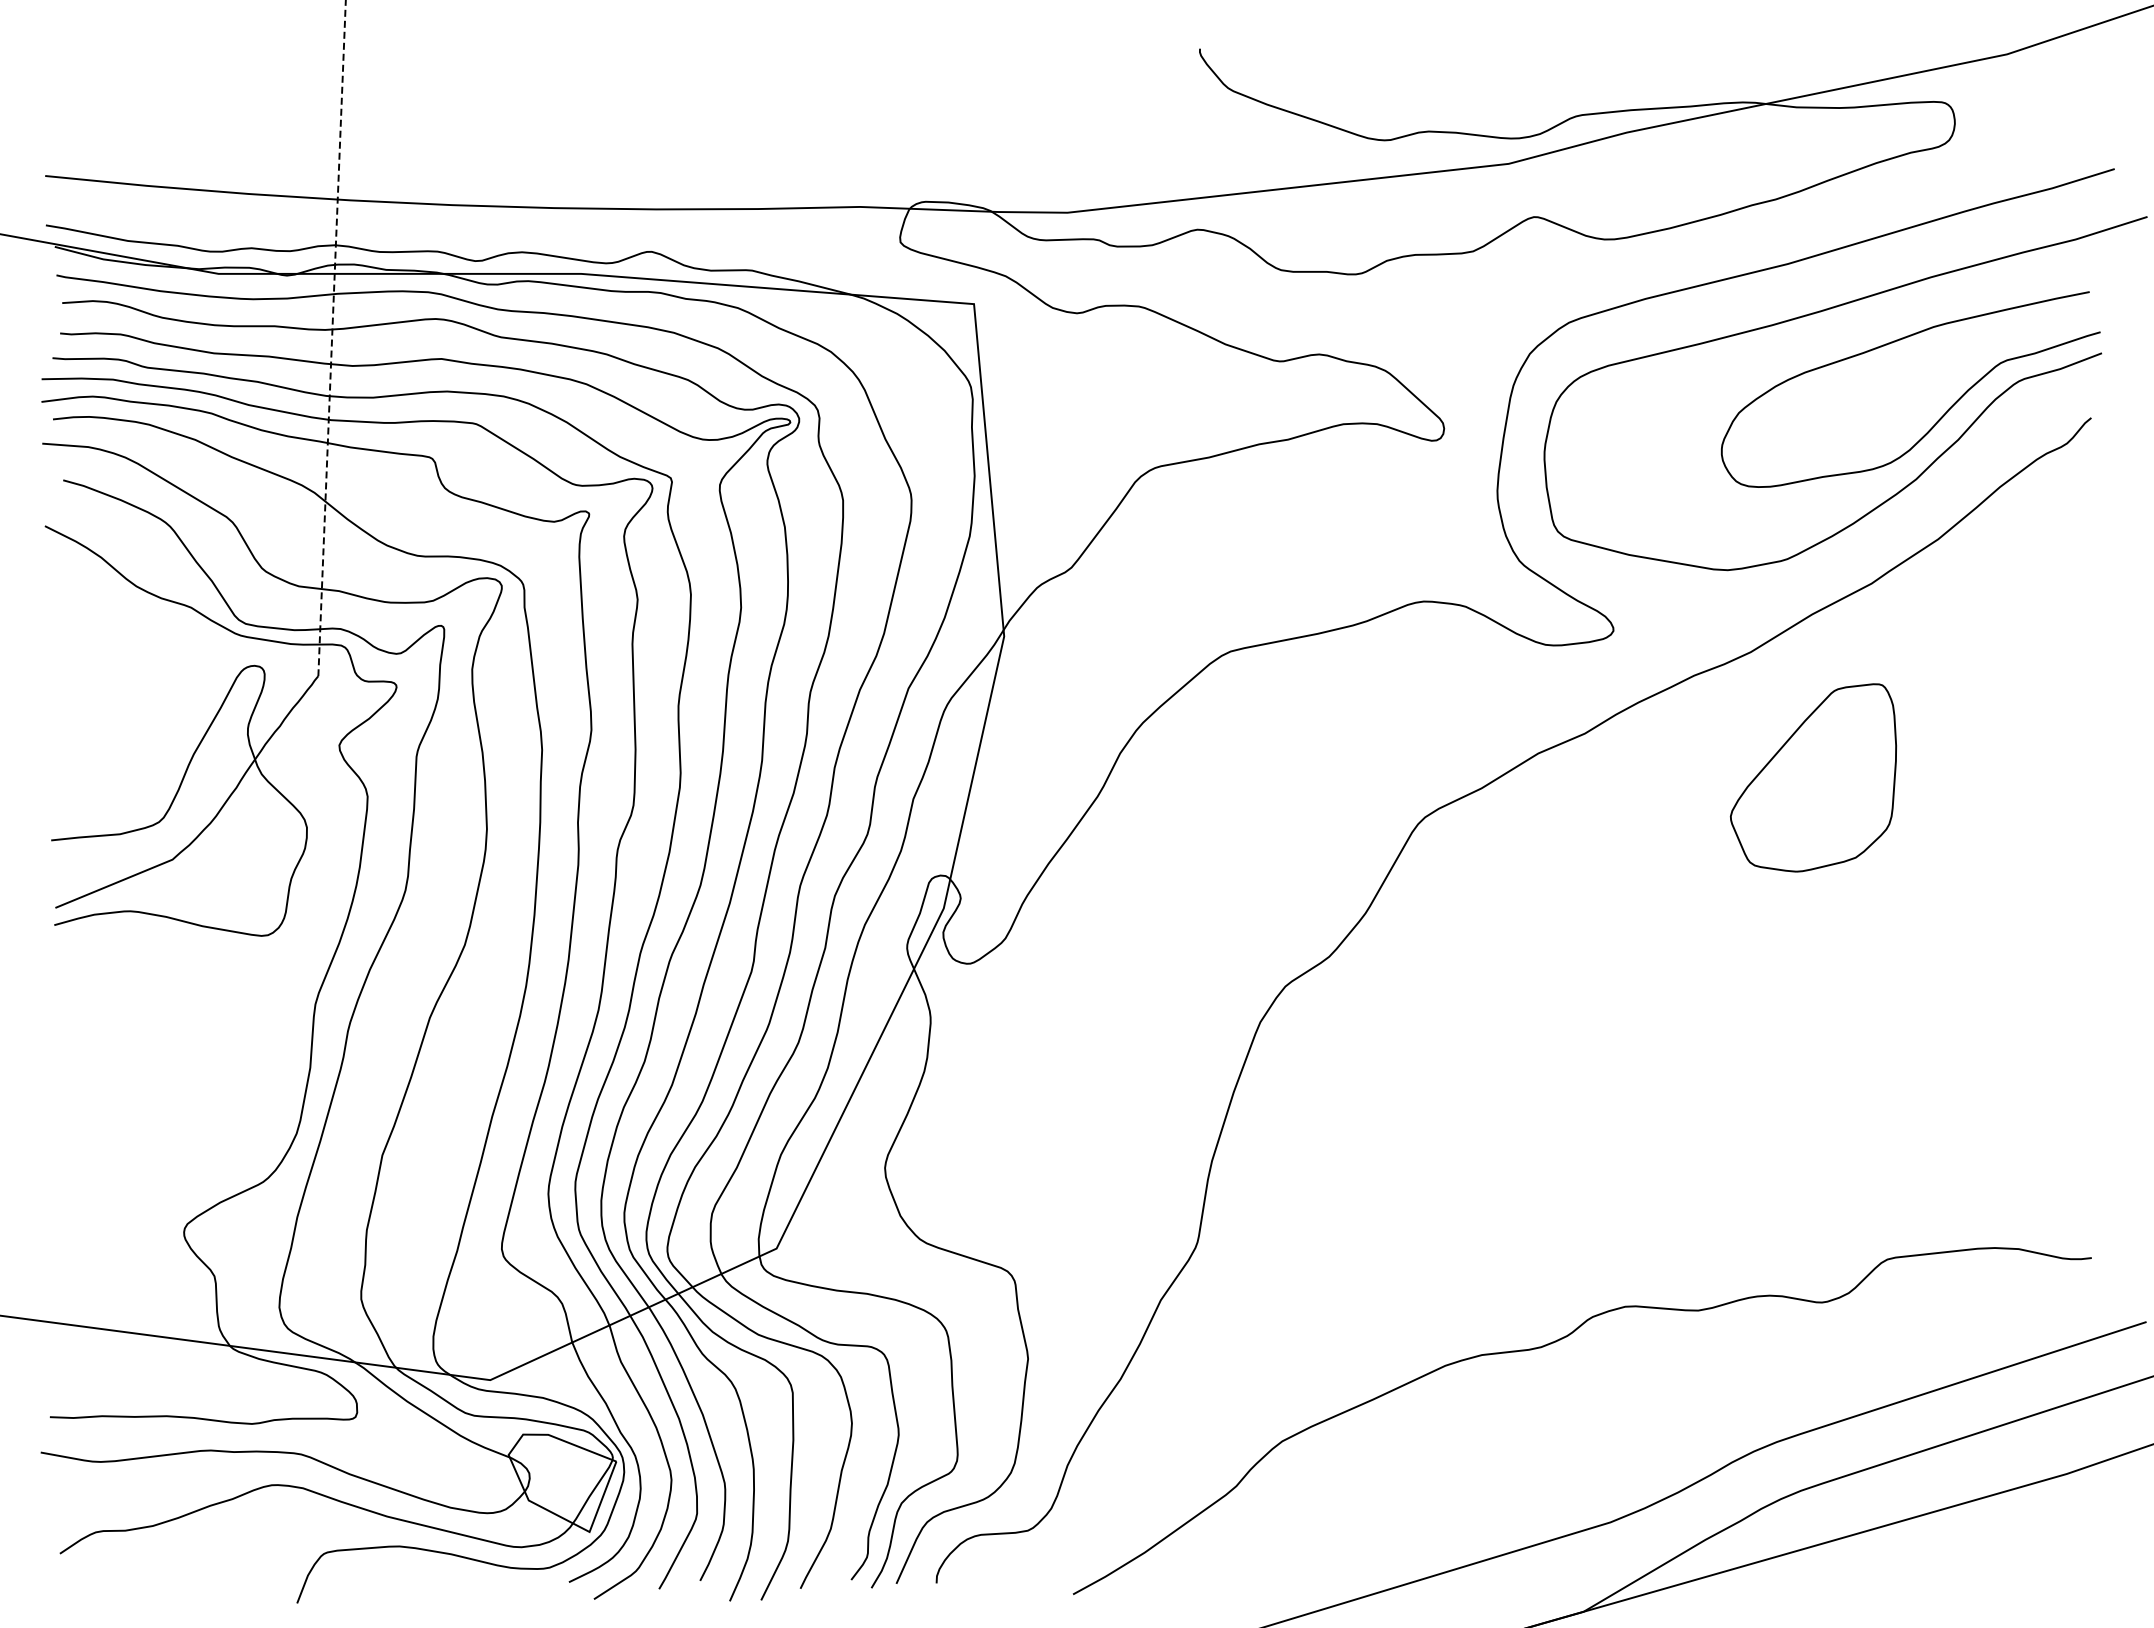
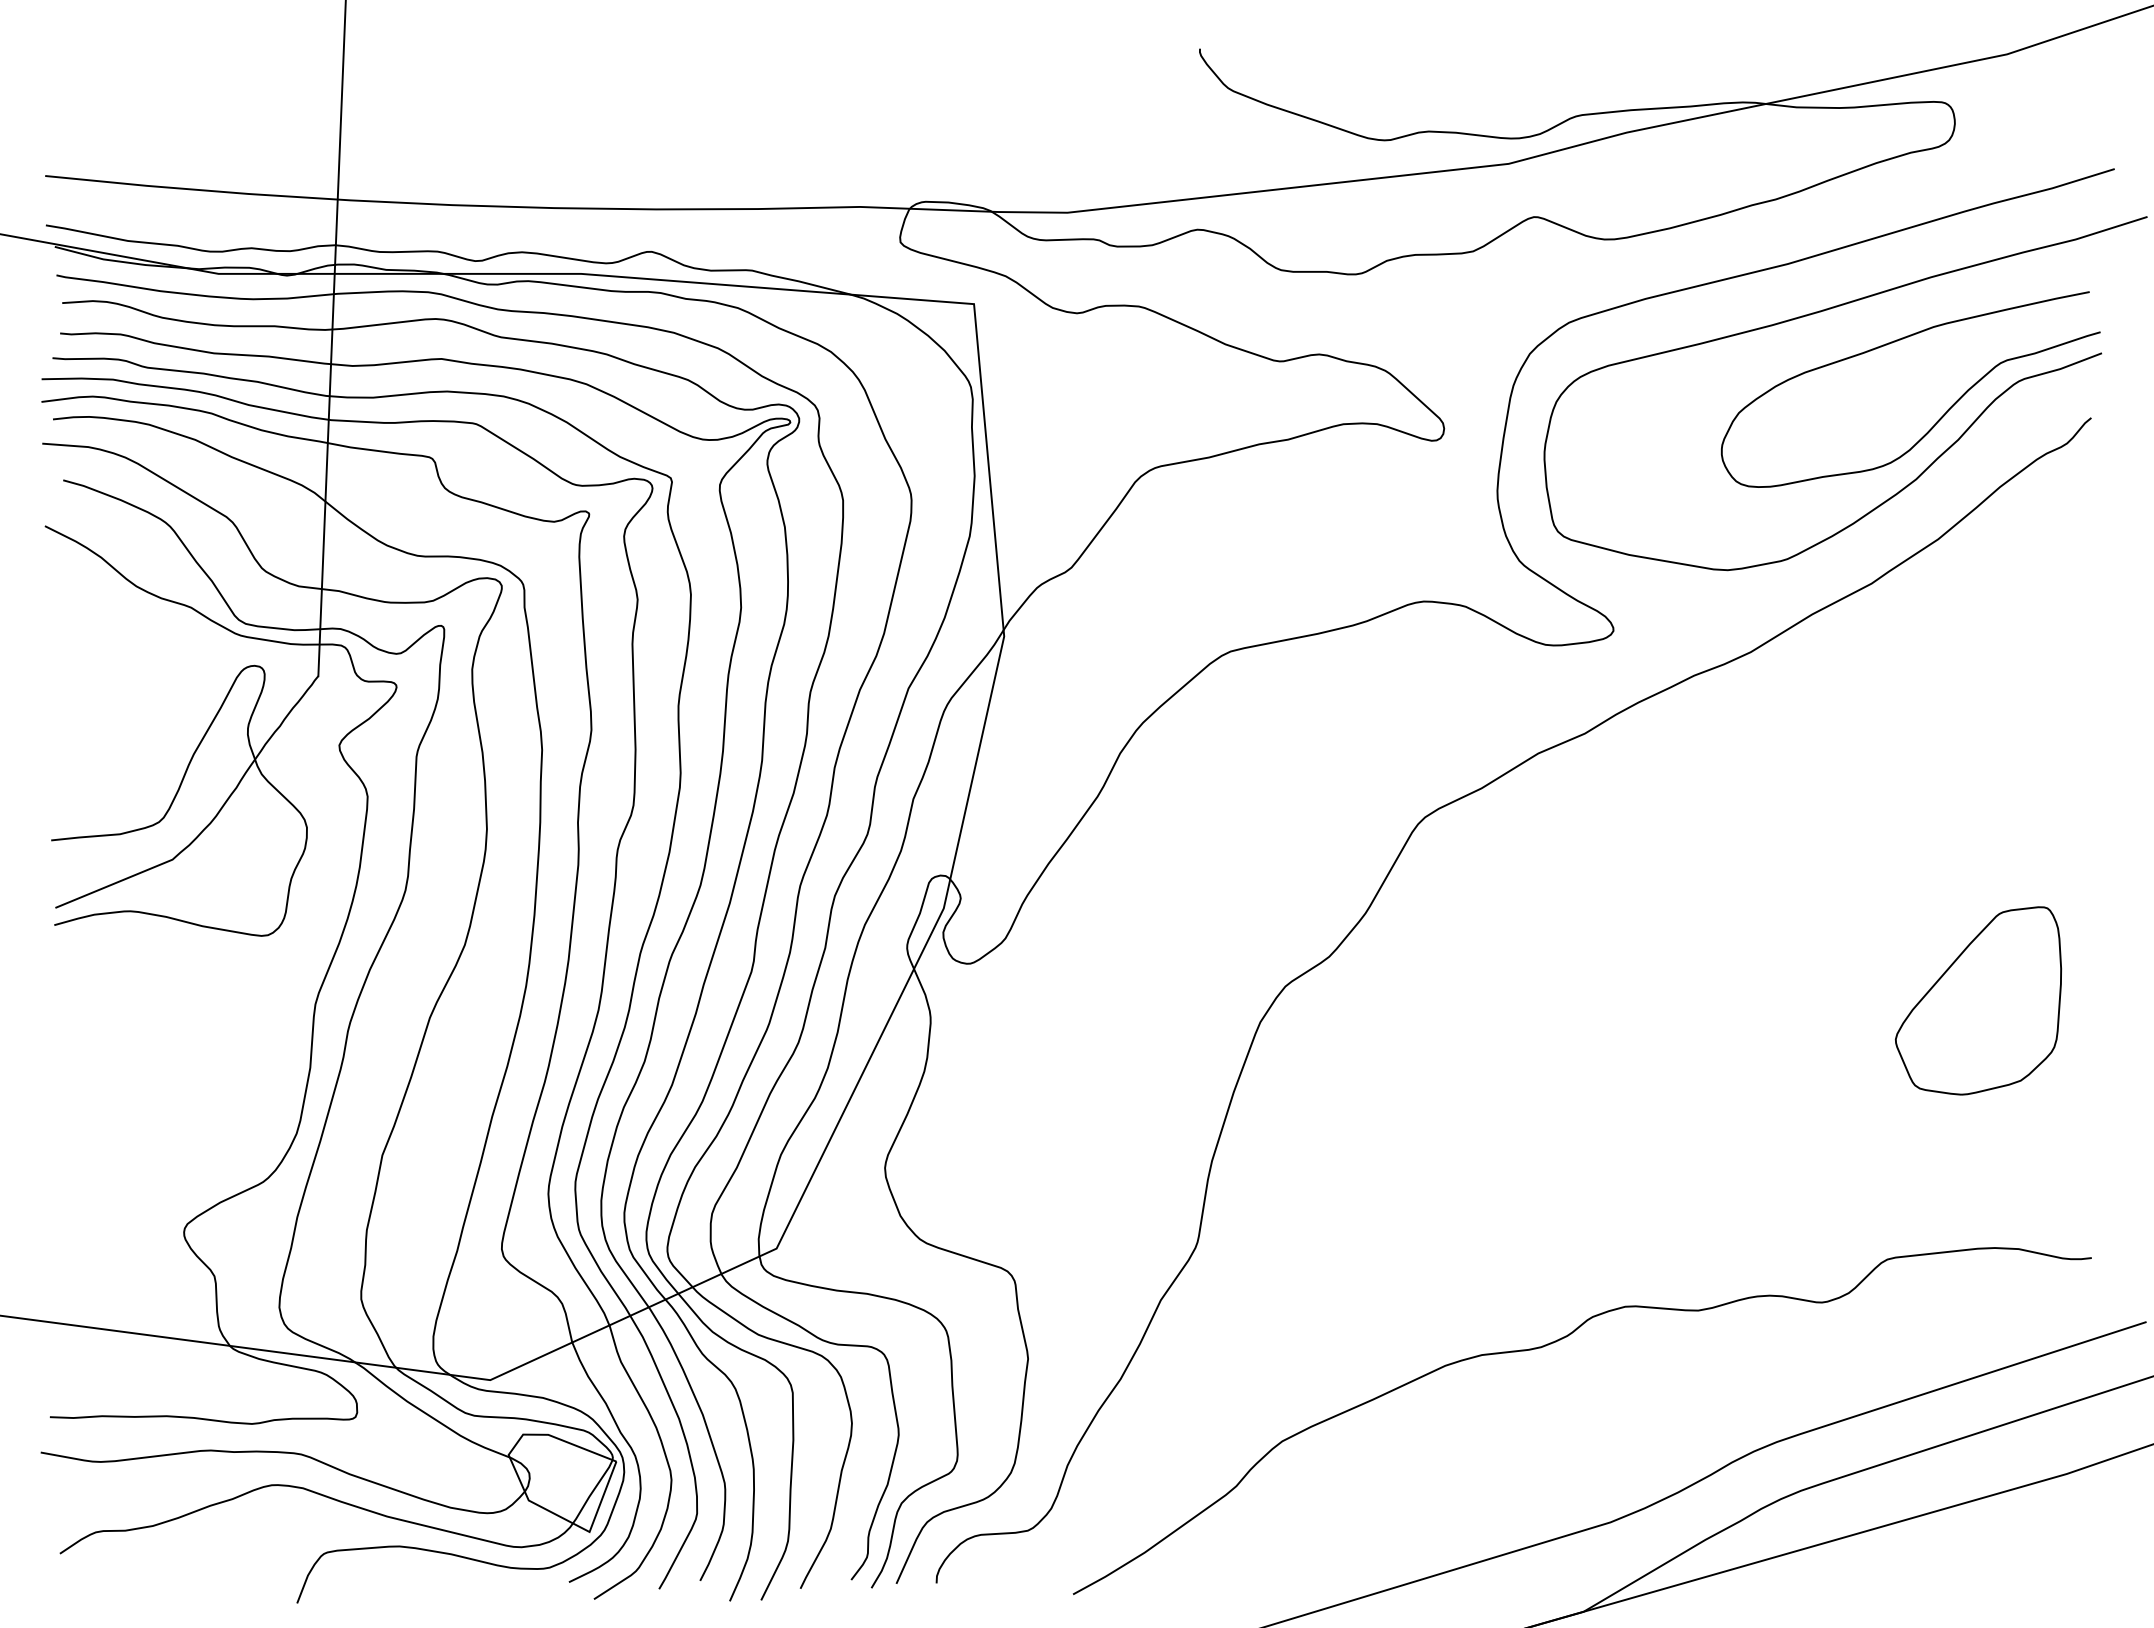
line: dashed -> solid (332, 338)
part position: (1813, 777) -> (1978, 1000) (1978, 1000)
